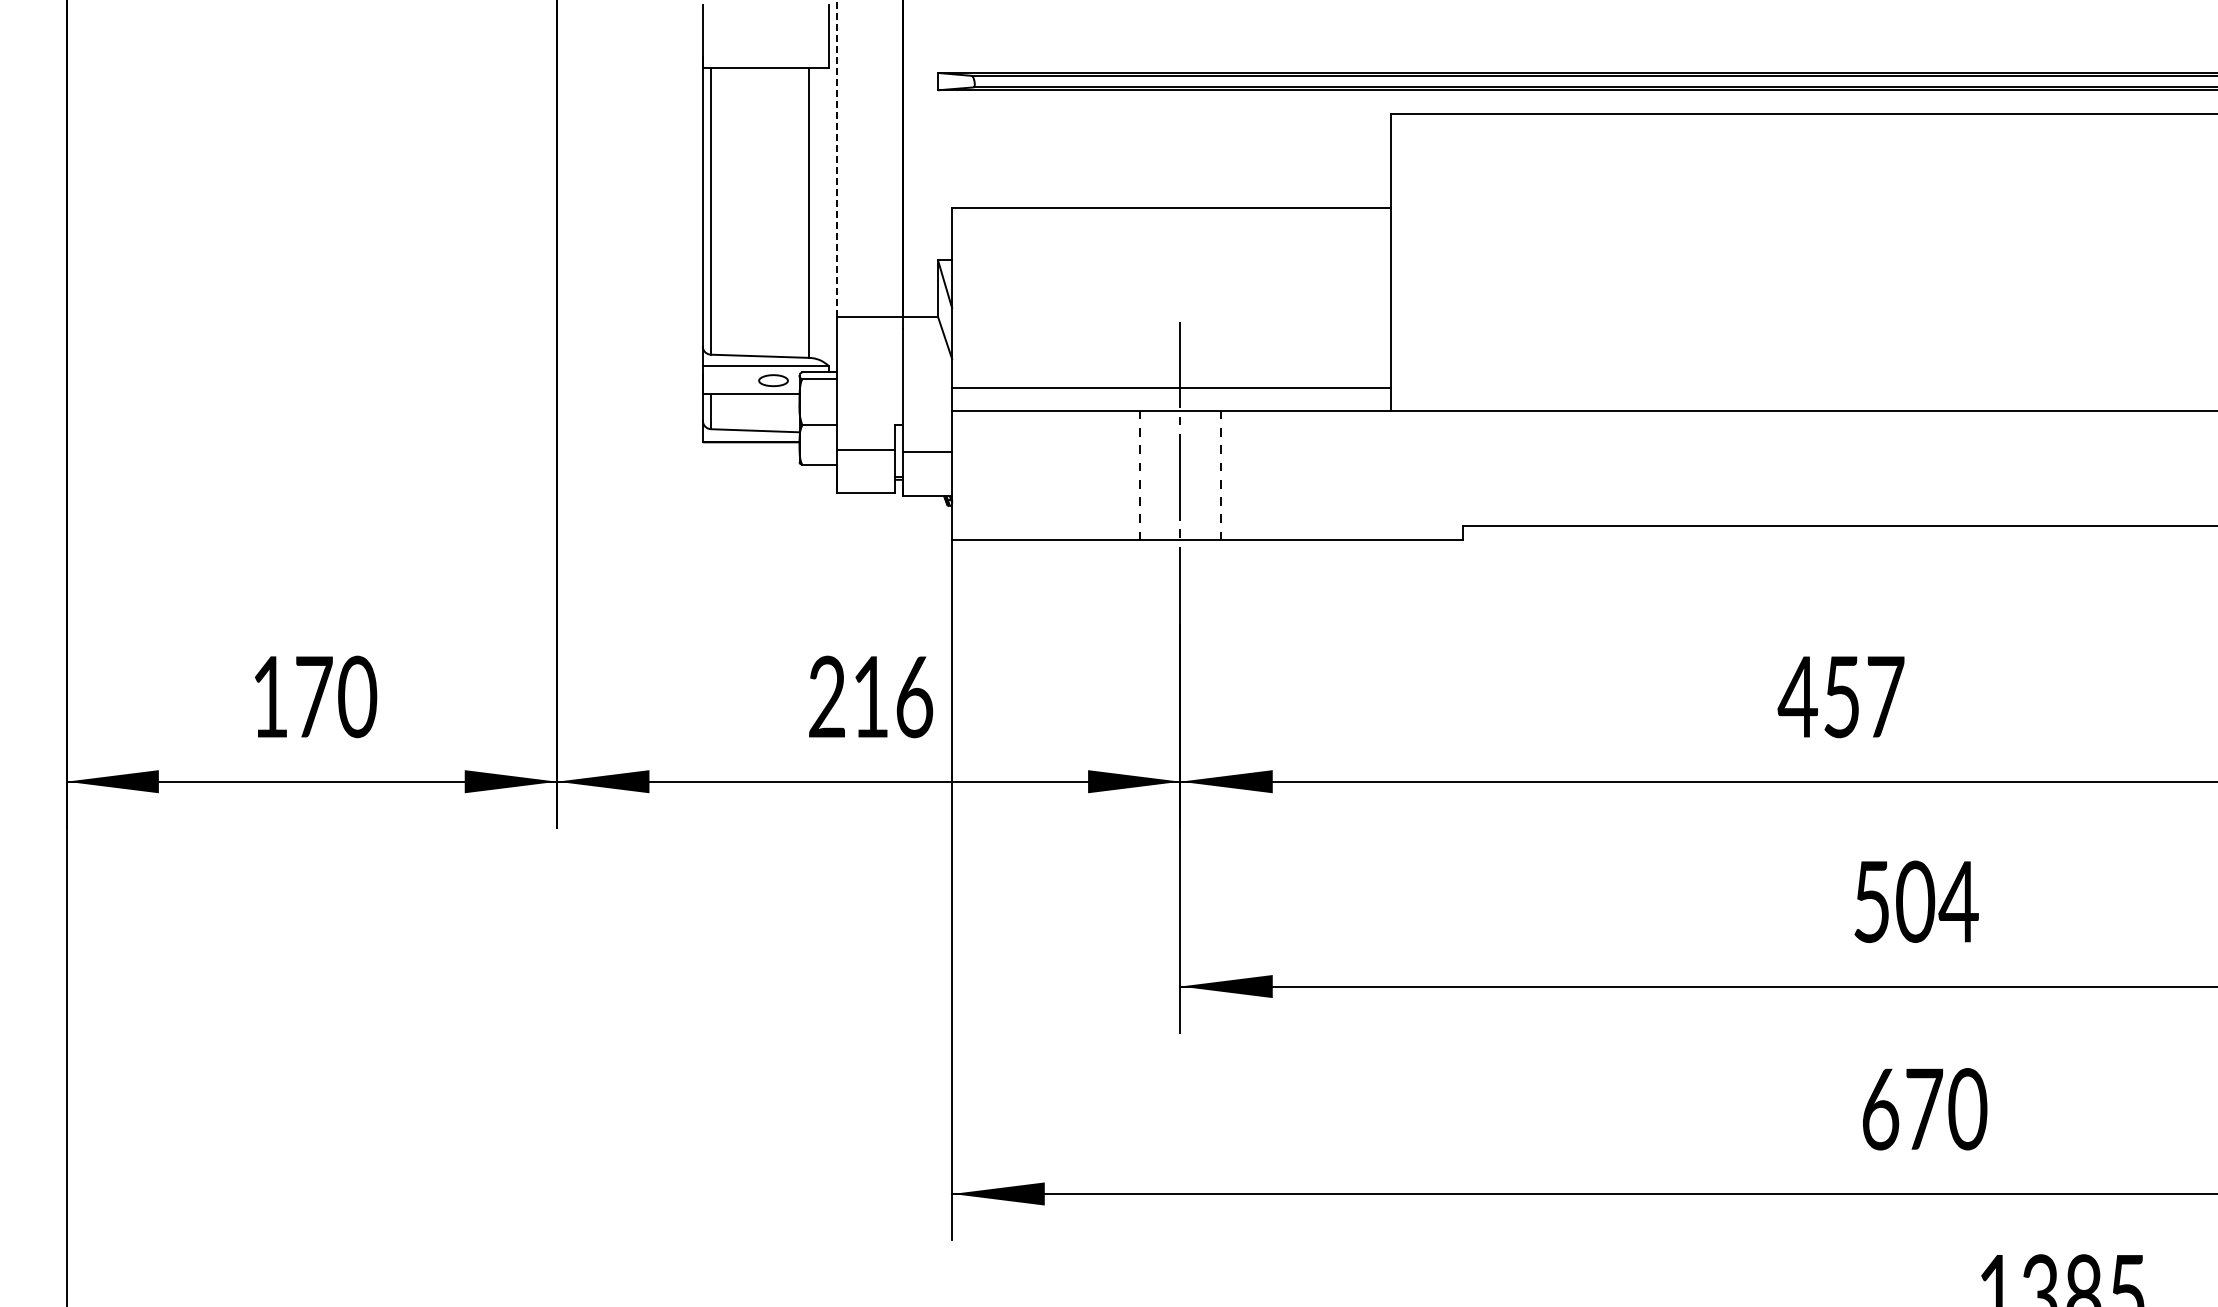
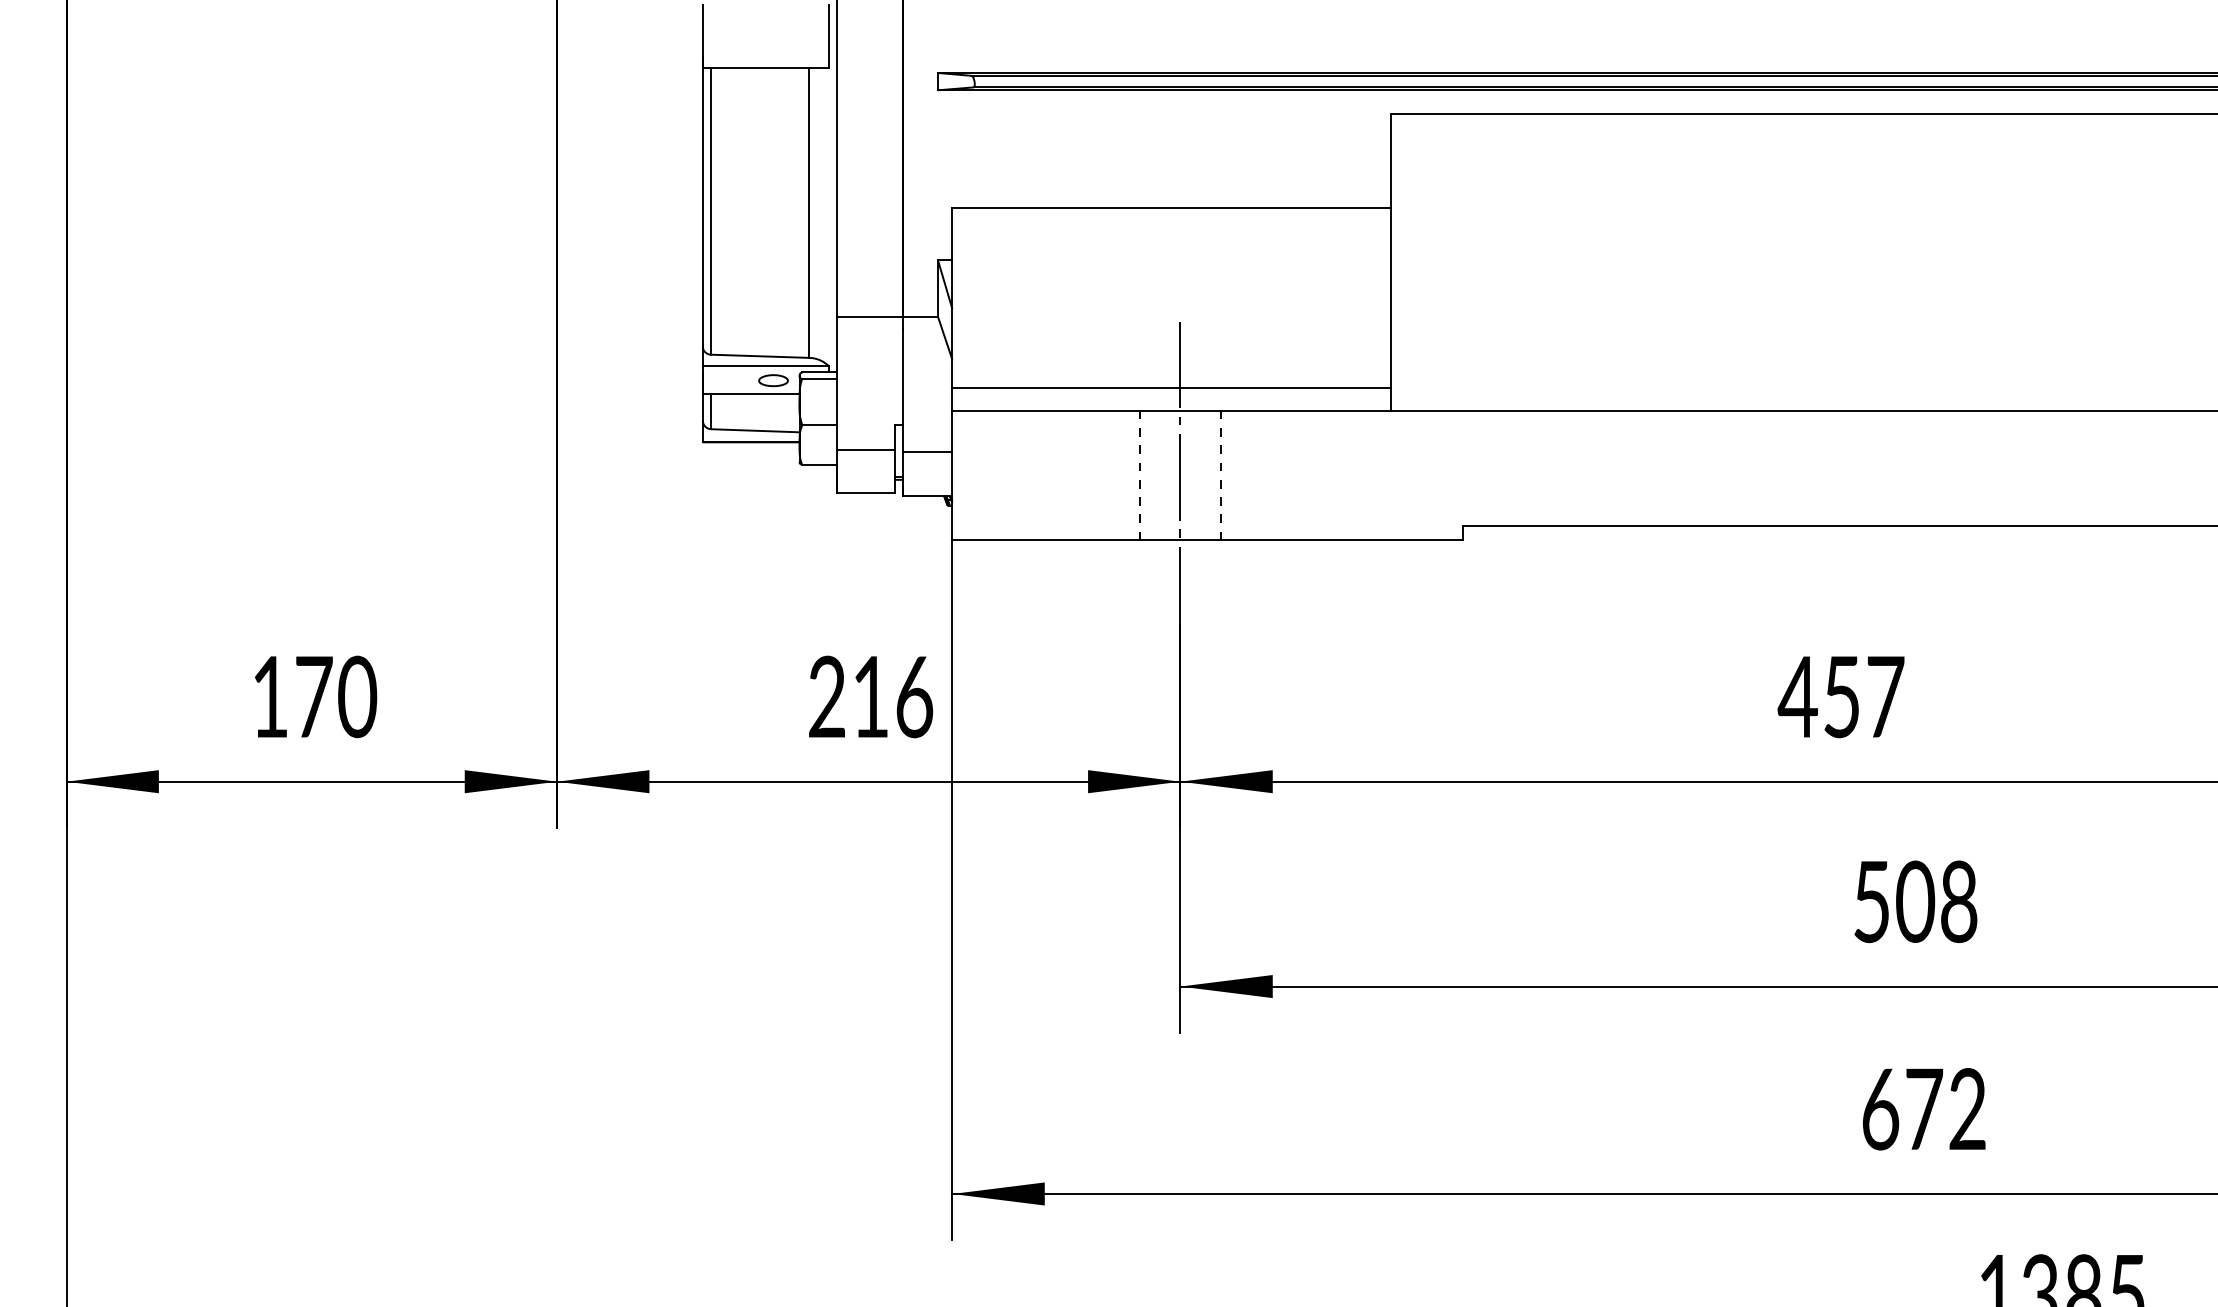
line: dashed -> solid (837, 158)
text: 504 -> 508 (1958, 901)
text: 670 -> 672 (1967, 1109)
